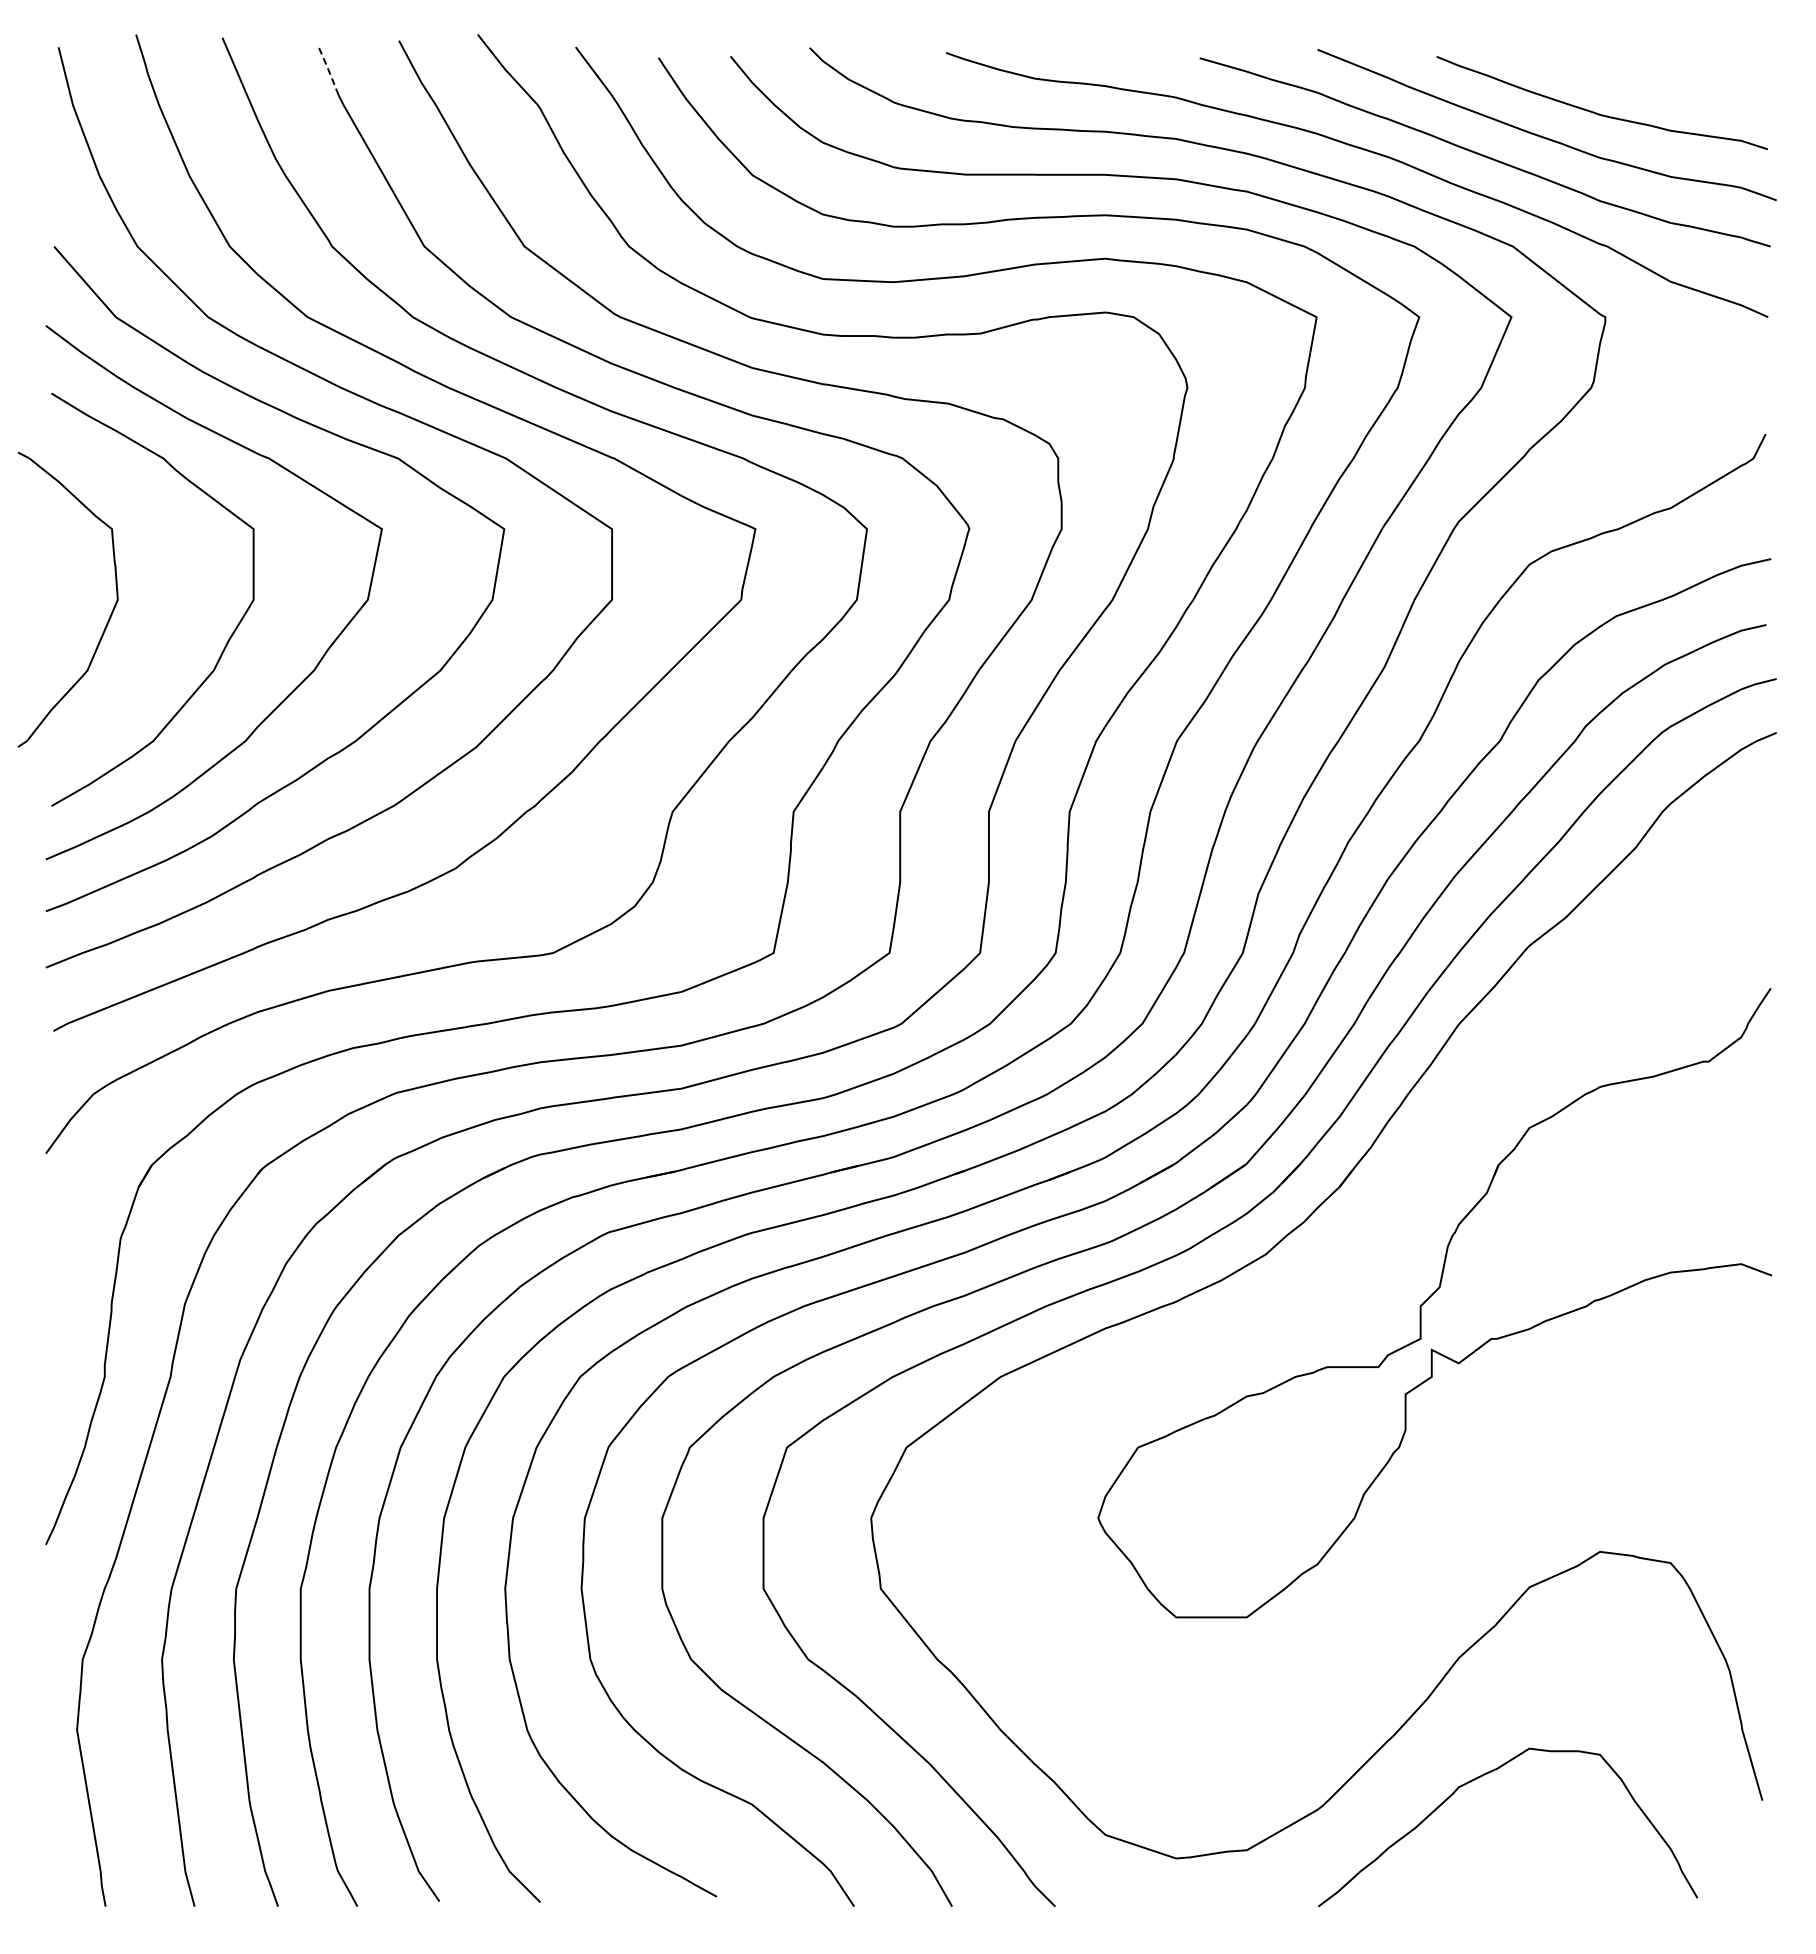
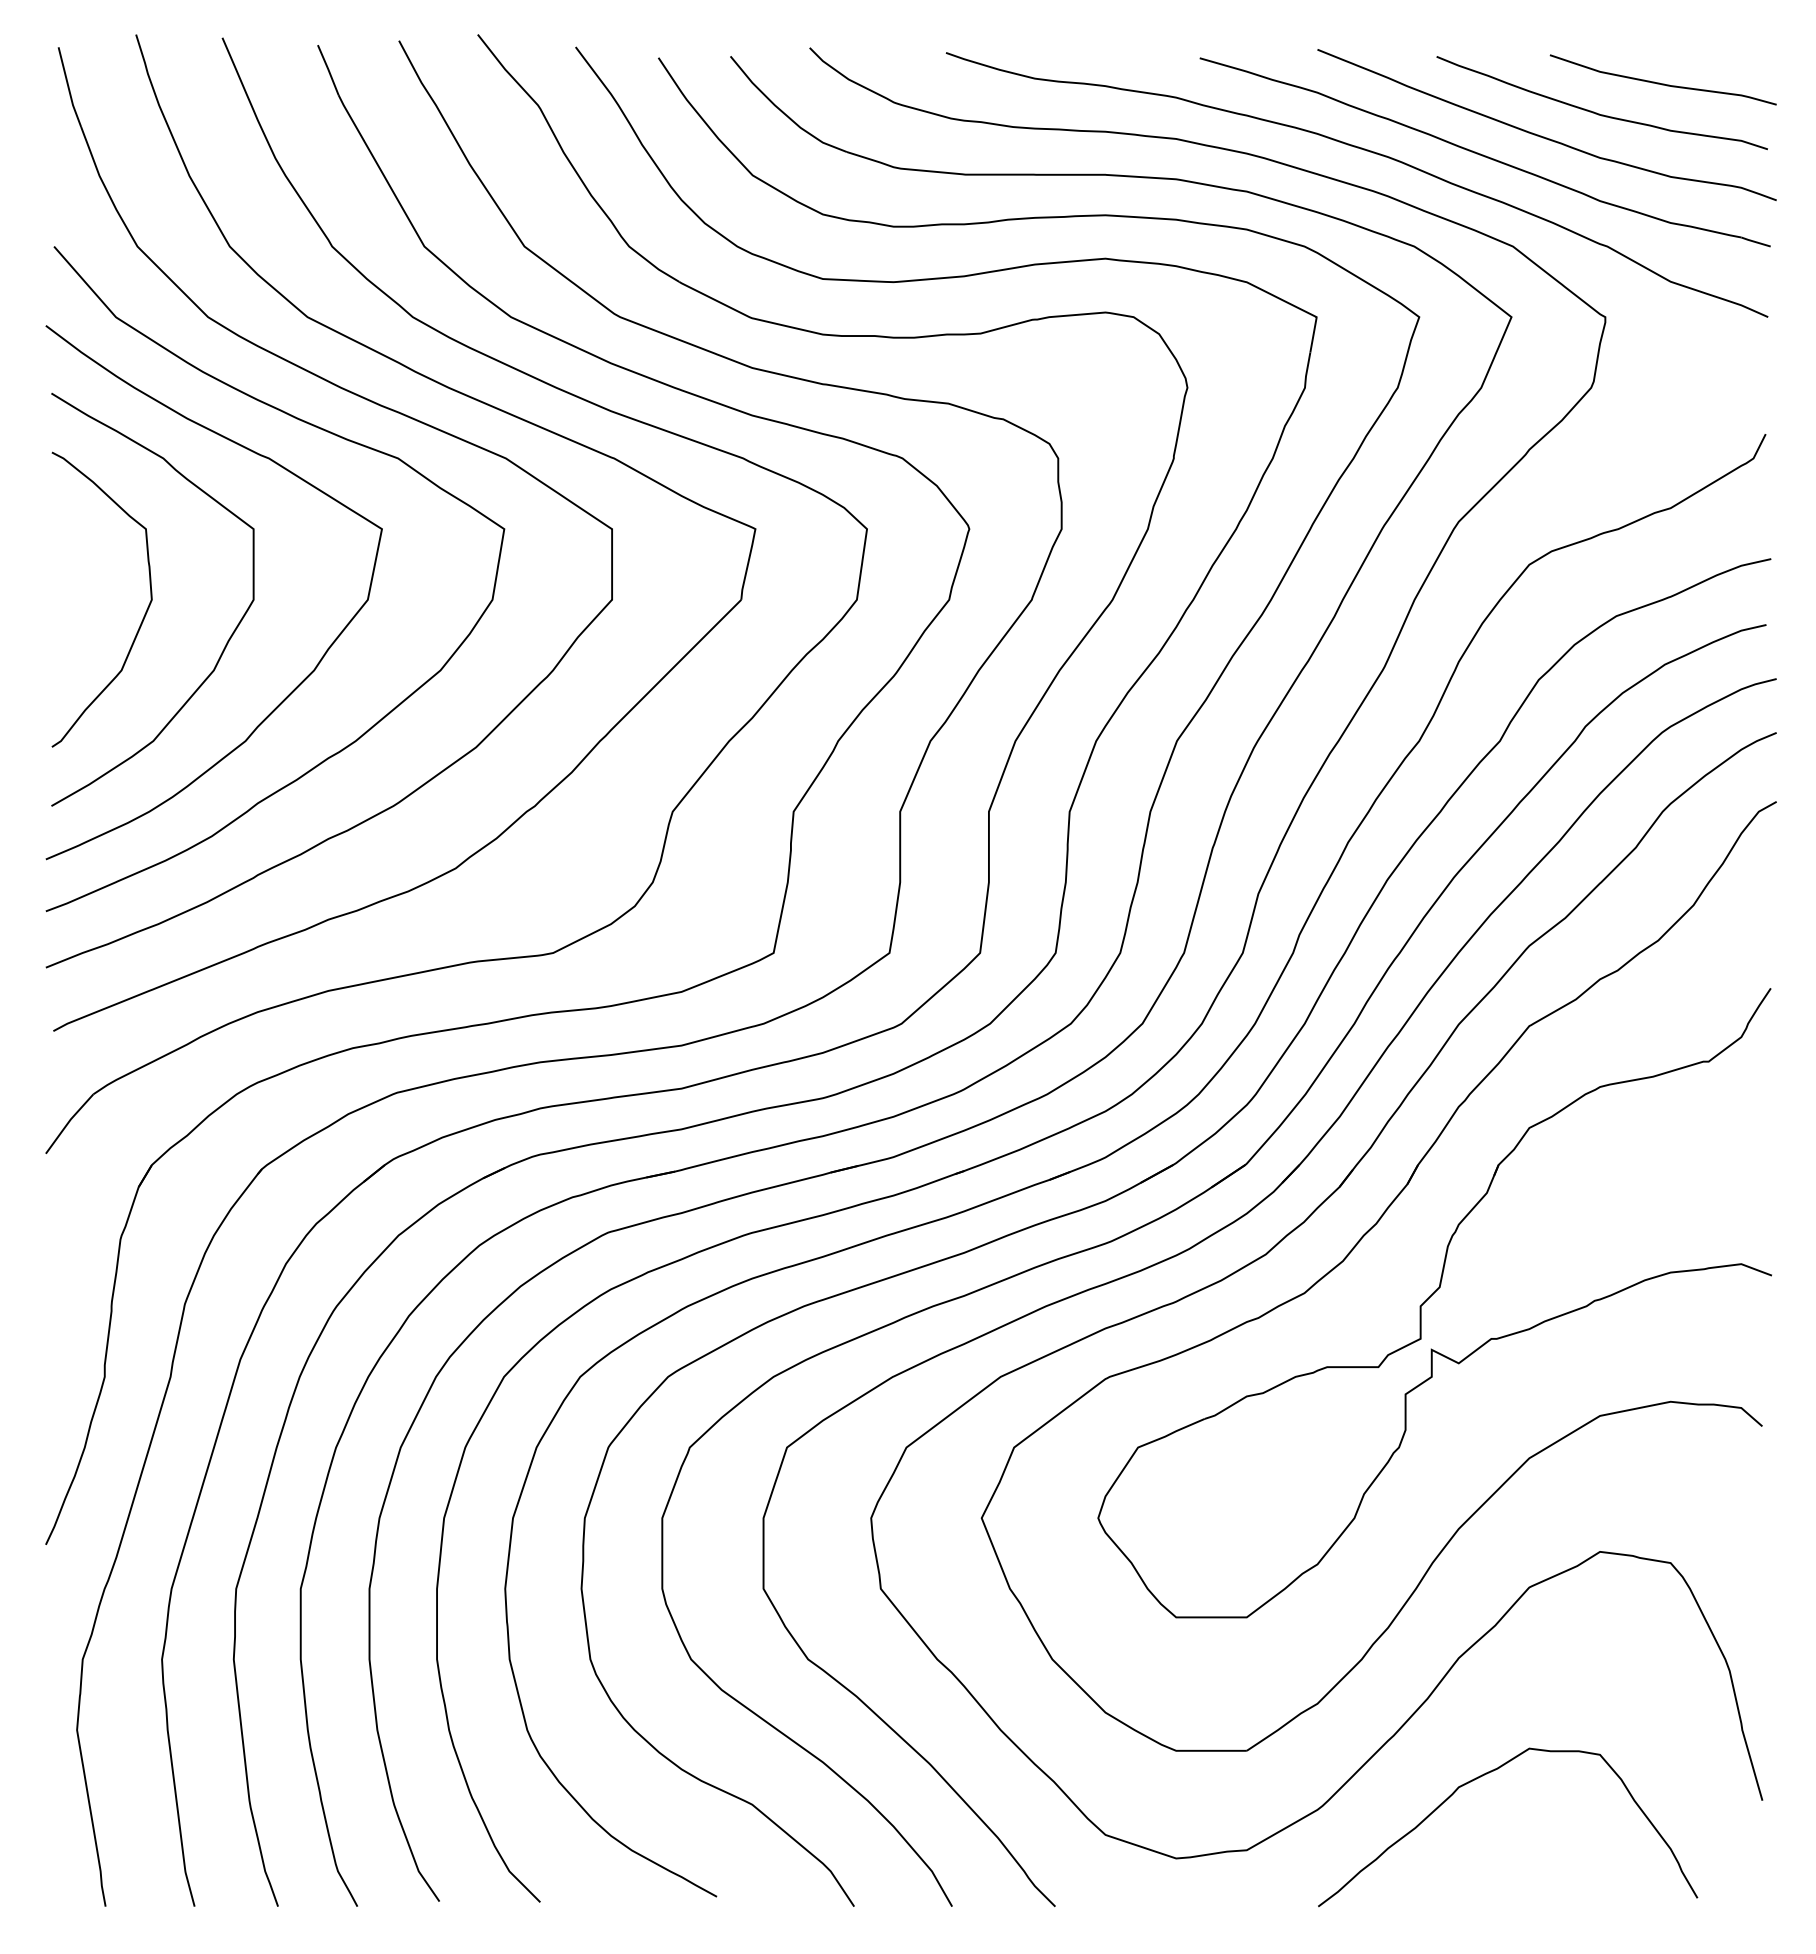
line: dashed -> solid (328, 69)
curve: none -> present (1662, 83)
curve position: (108, 618) -> (142, 618) (142, 618)
part: none -> present (1352, 1251)
